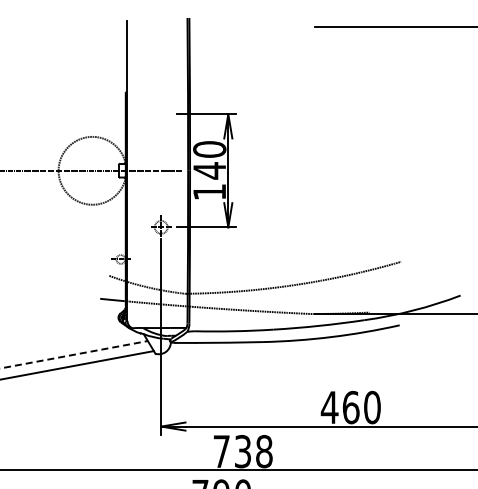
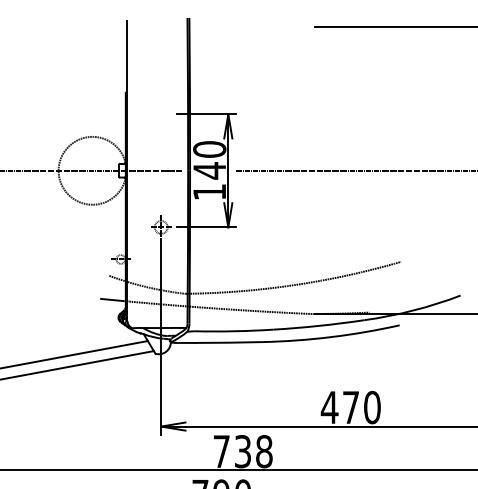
line: none -> present (355, 170)
line: dashed -> solid (74, 354)
text: 460 -> 470 (350, 407)
